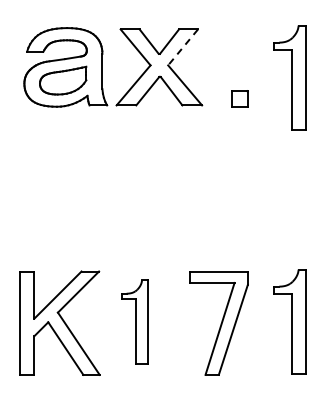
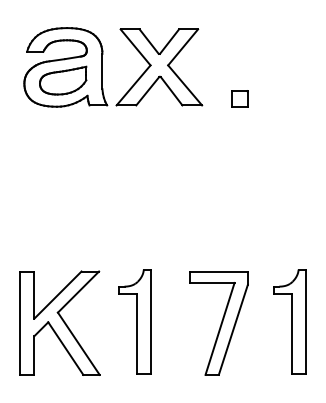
line: dashed -> solid (182, 47)
part: present -> none (289, 77)
part size: 28x86 px -> 34x106 px (134, 321)
